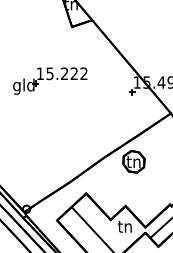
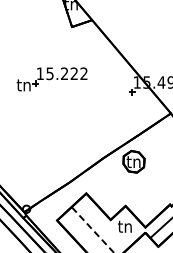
text: gld -> tn (23, 86)
line: solid -> dashed (93, 230)
